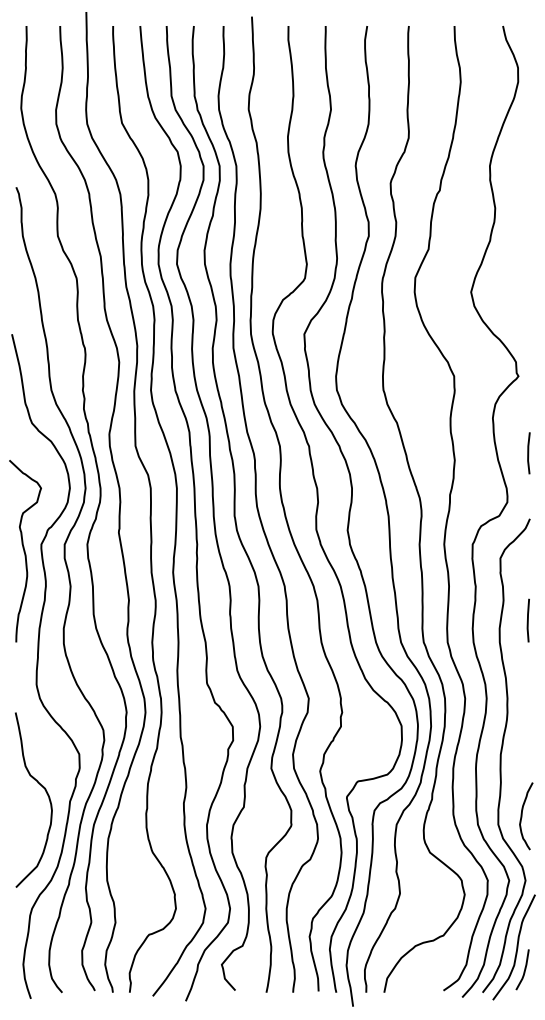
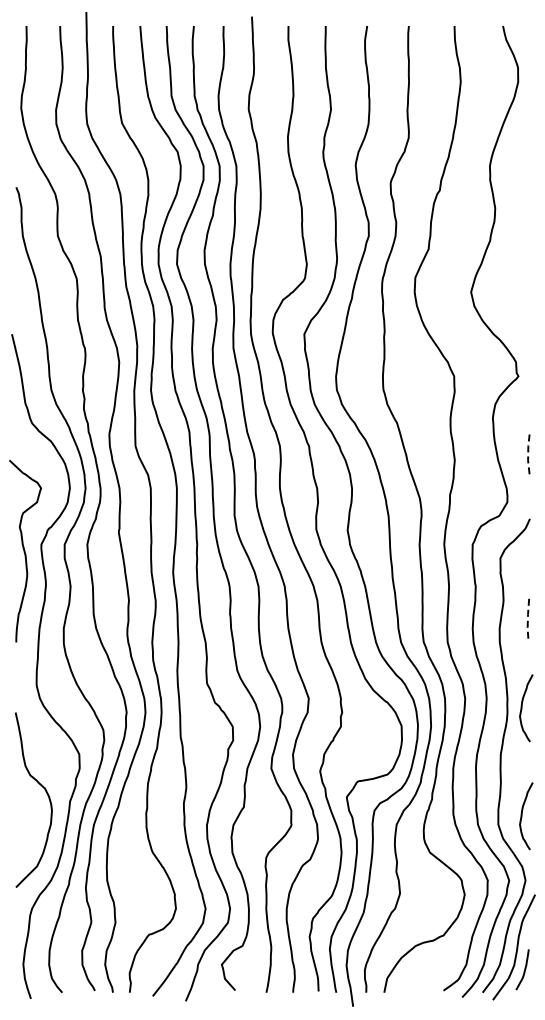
line: solid -> dashed (528, 453)
line: solid -> dashed (527, 620)
curve: none -> present (522, 708)
